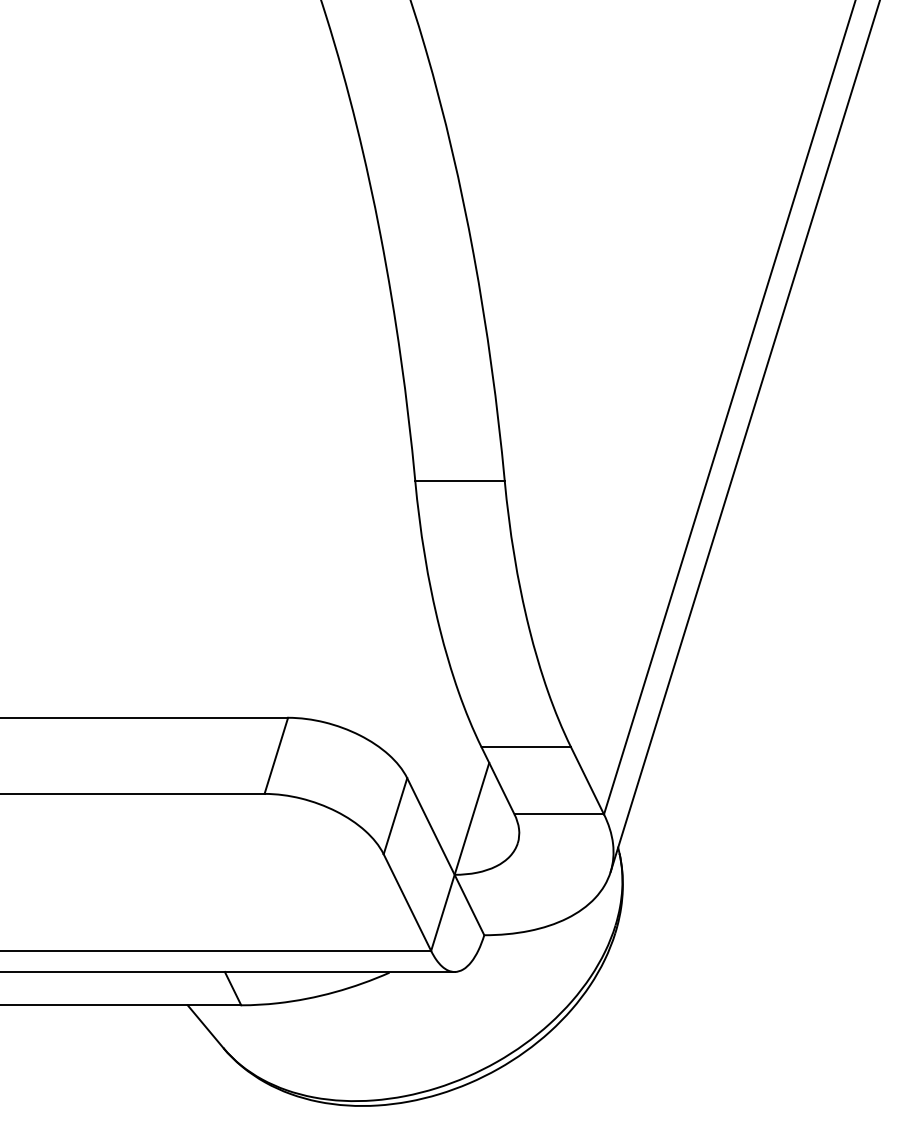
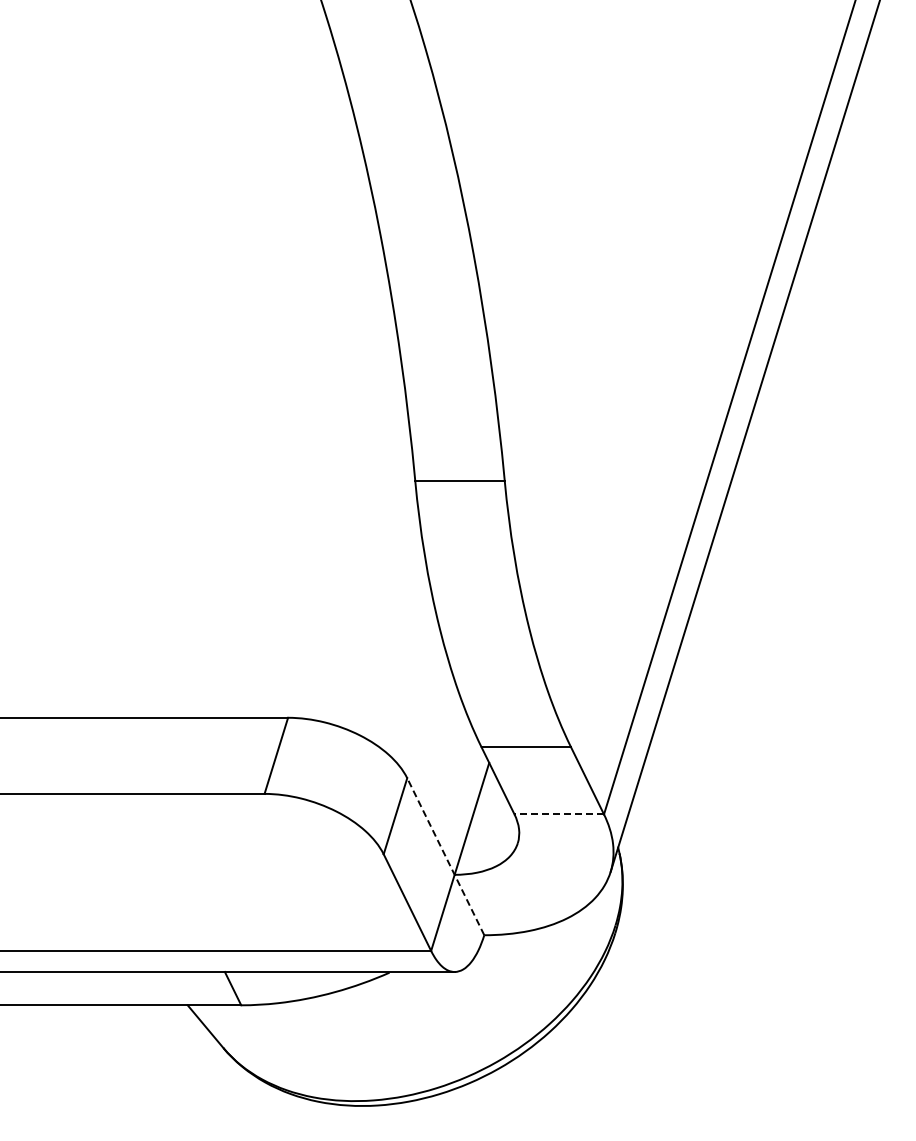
line: solid -> dashed (559, 814)
line: solid -> dashed (445, 856)
